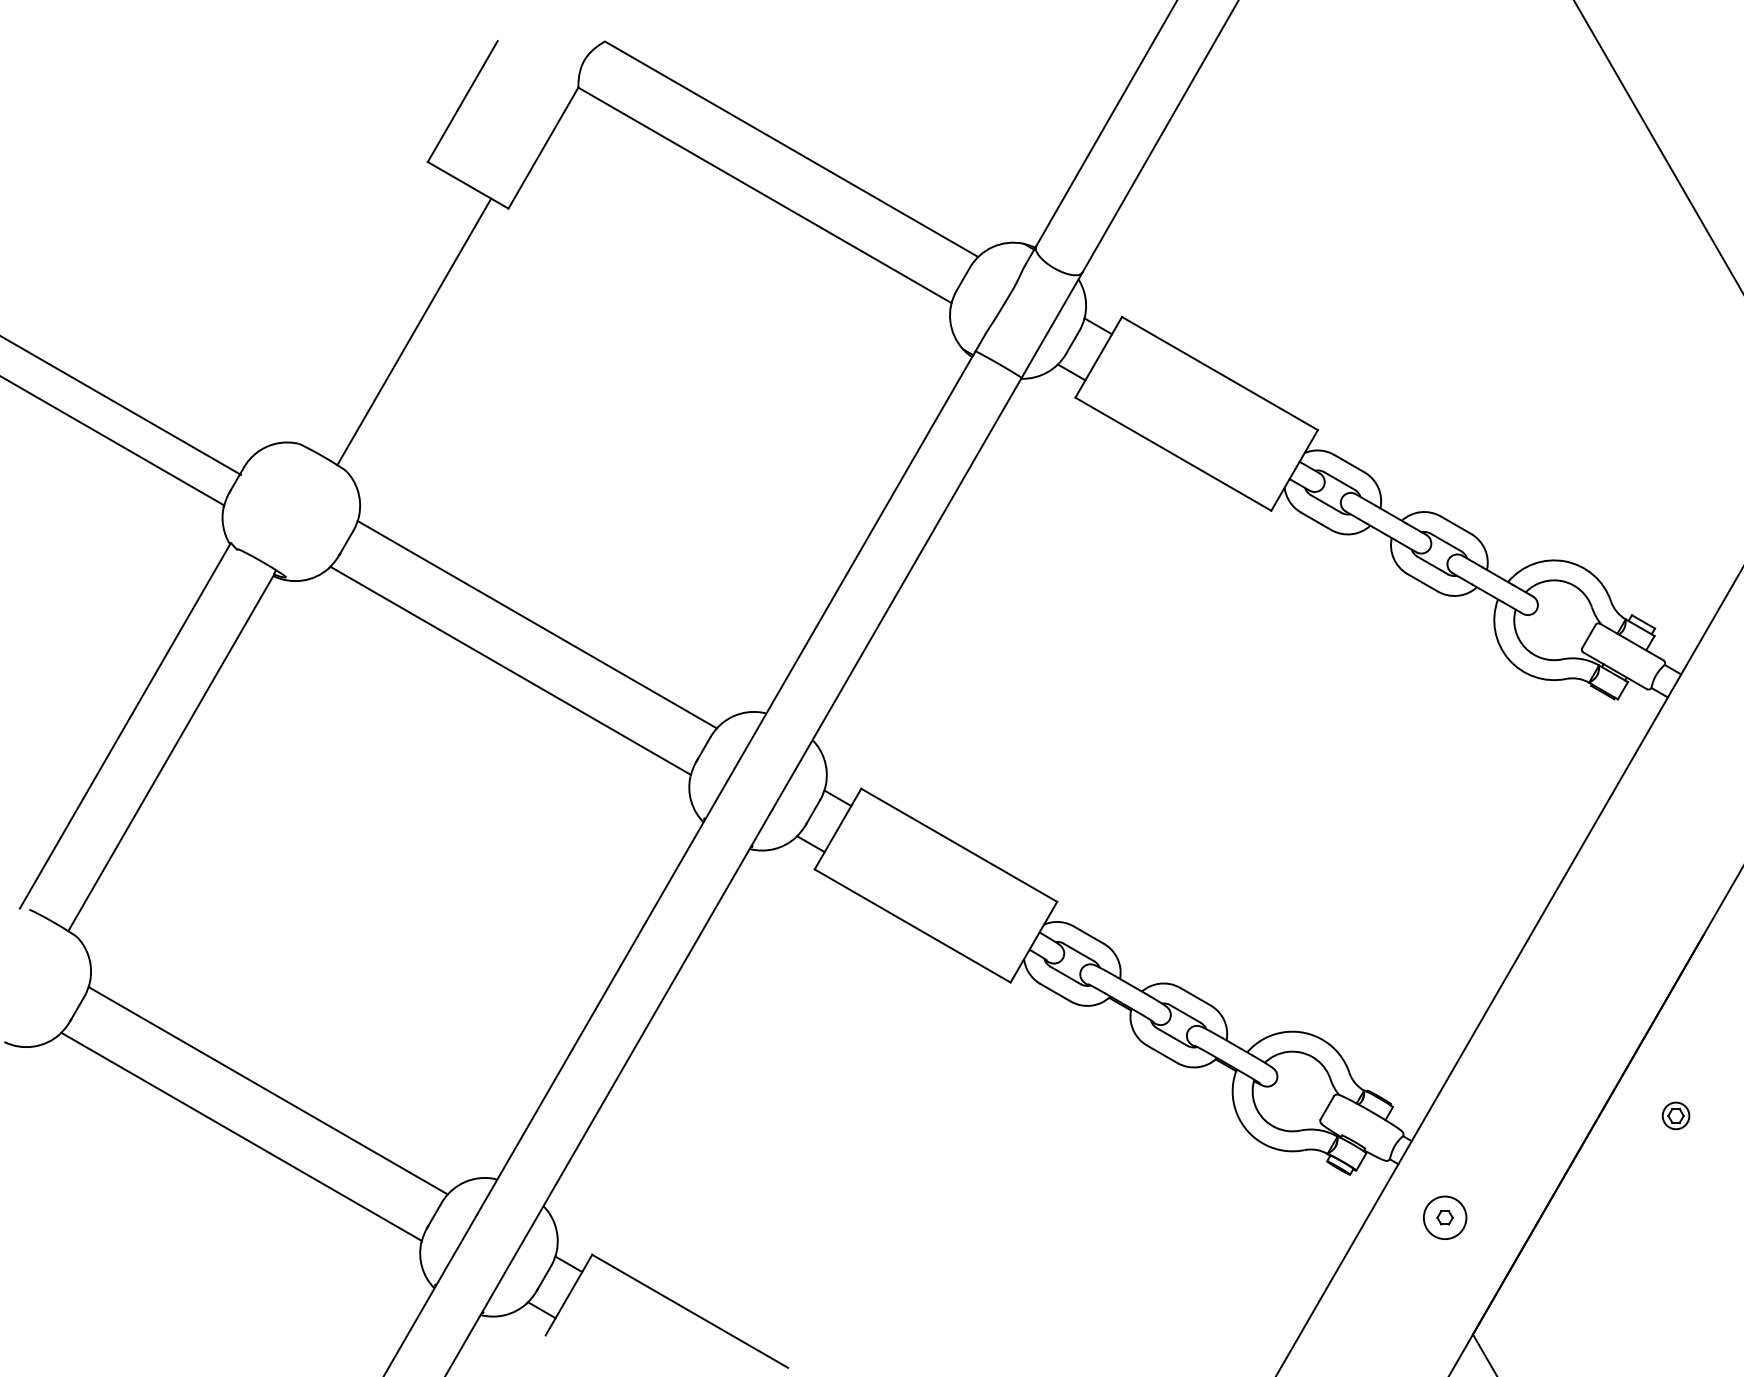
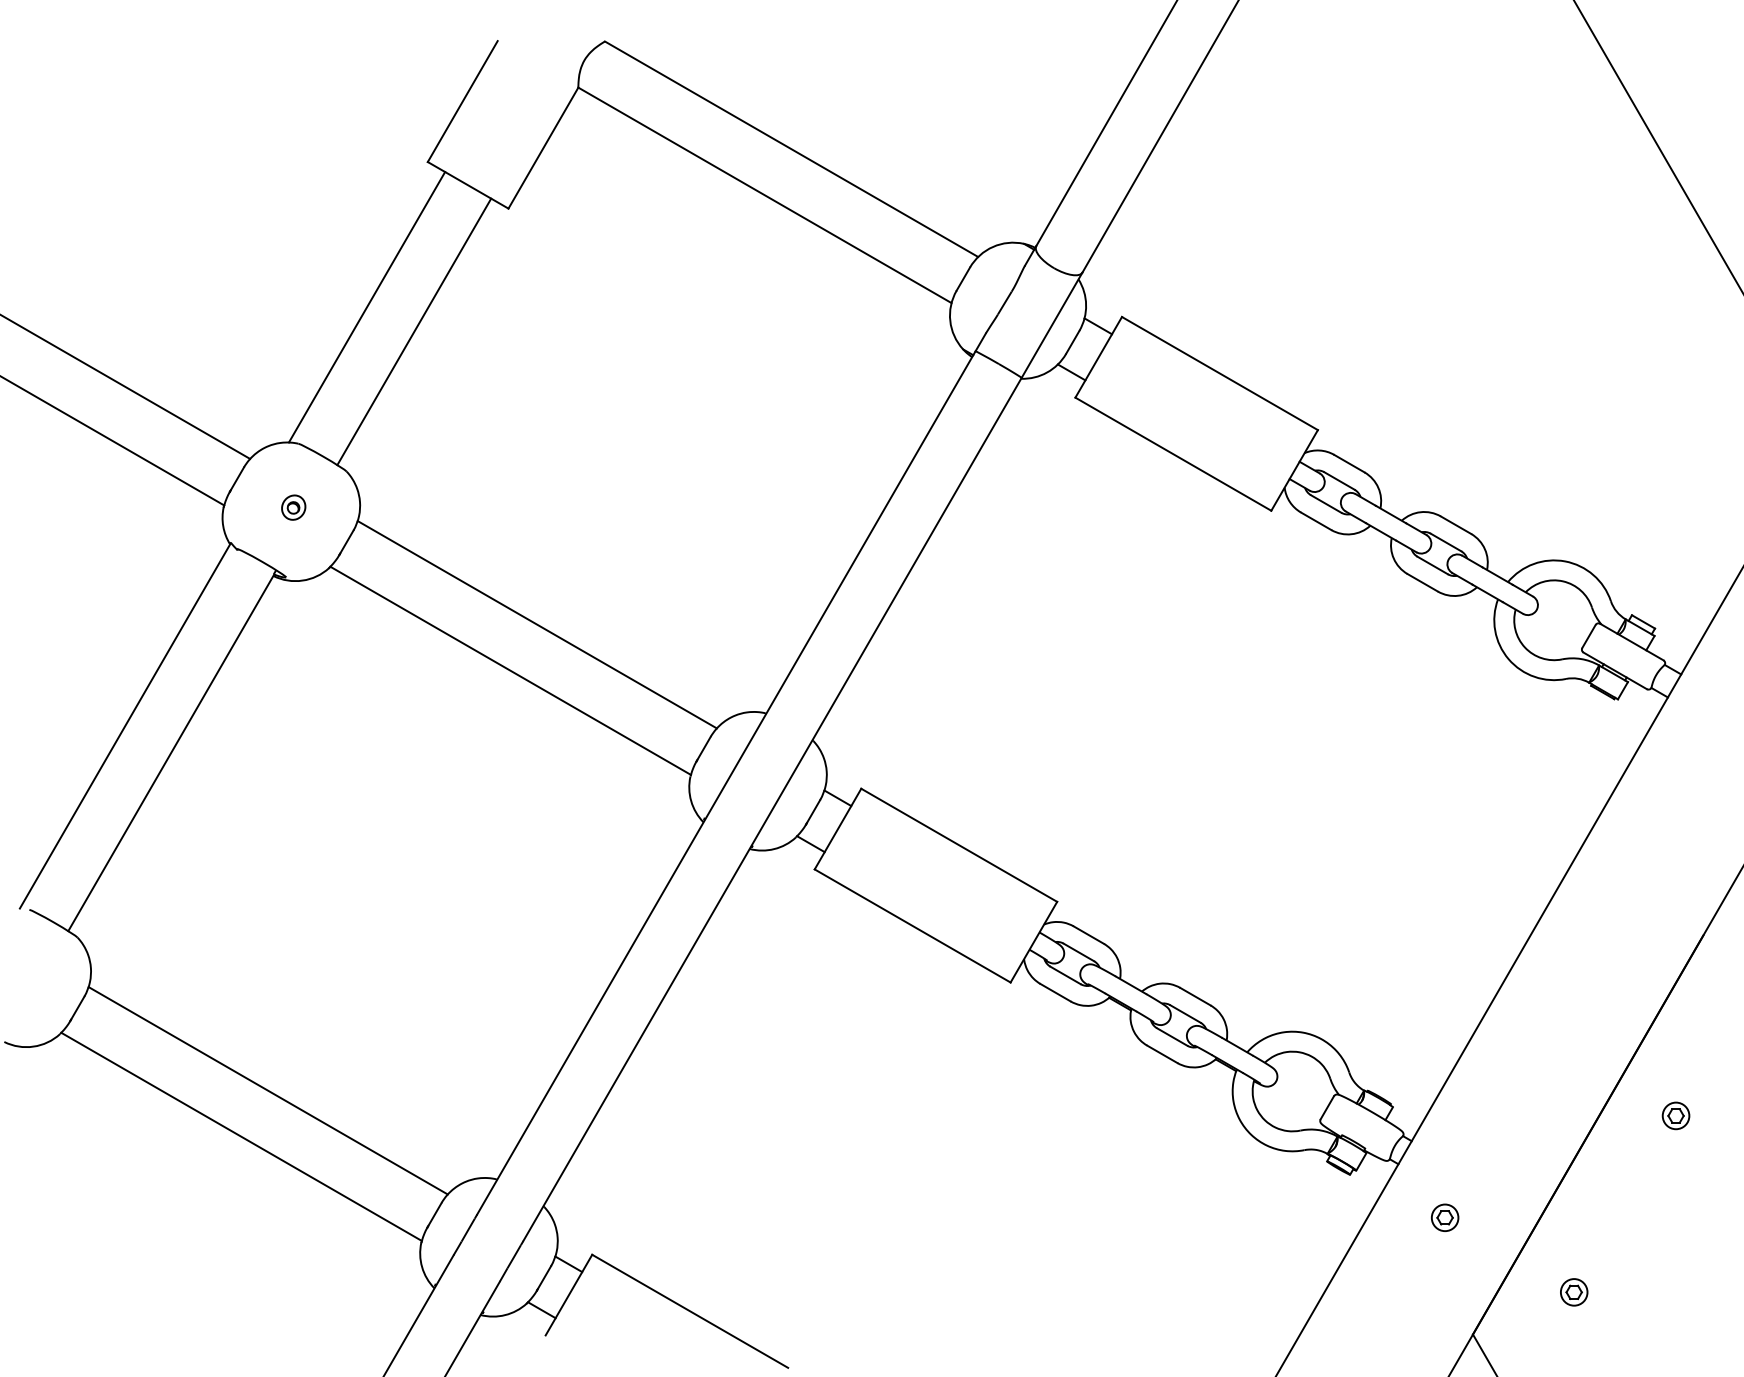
line: none -> present (366, 307)
line position: (121, 405) -> (126, 386) (126, 386)
part: none -> present (293, 507)
circle diameter: 43 px -> 27 px (1444, 1217)
part: none -> present (1574, 1292)
